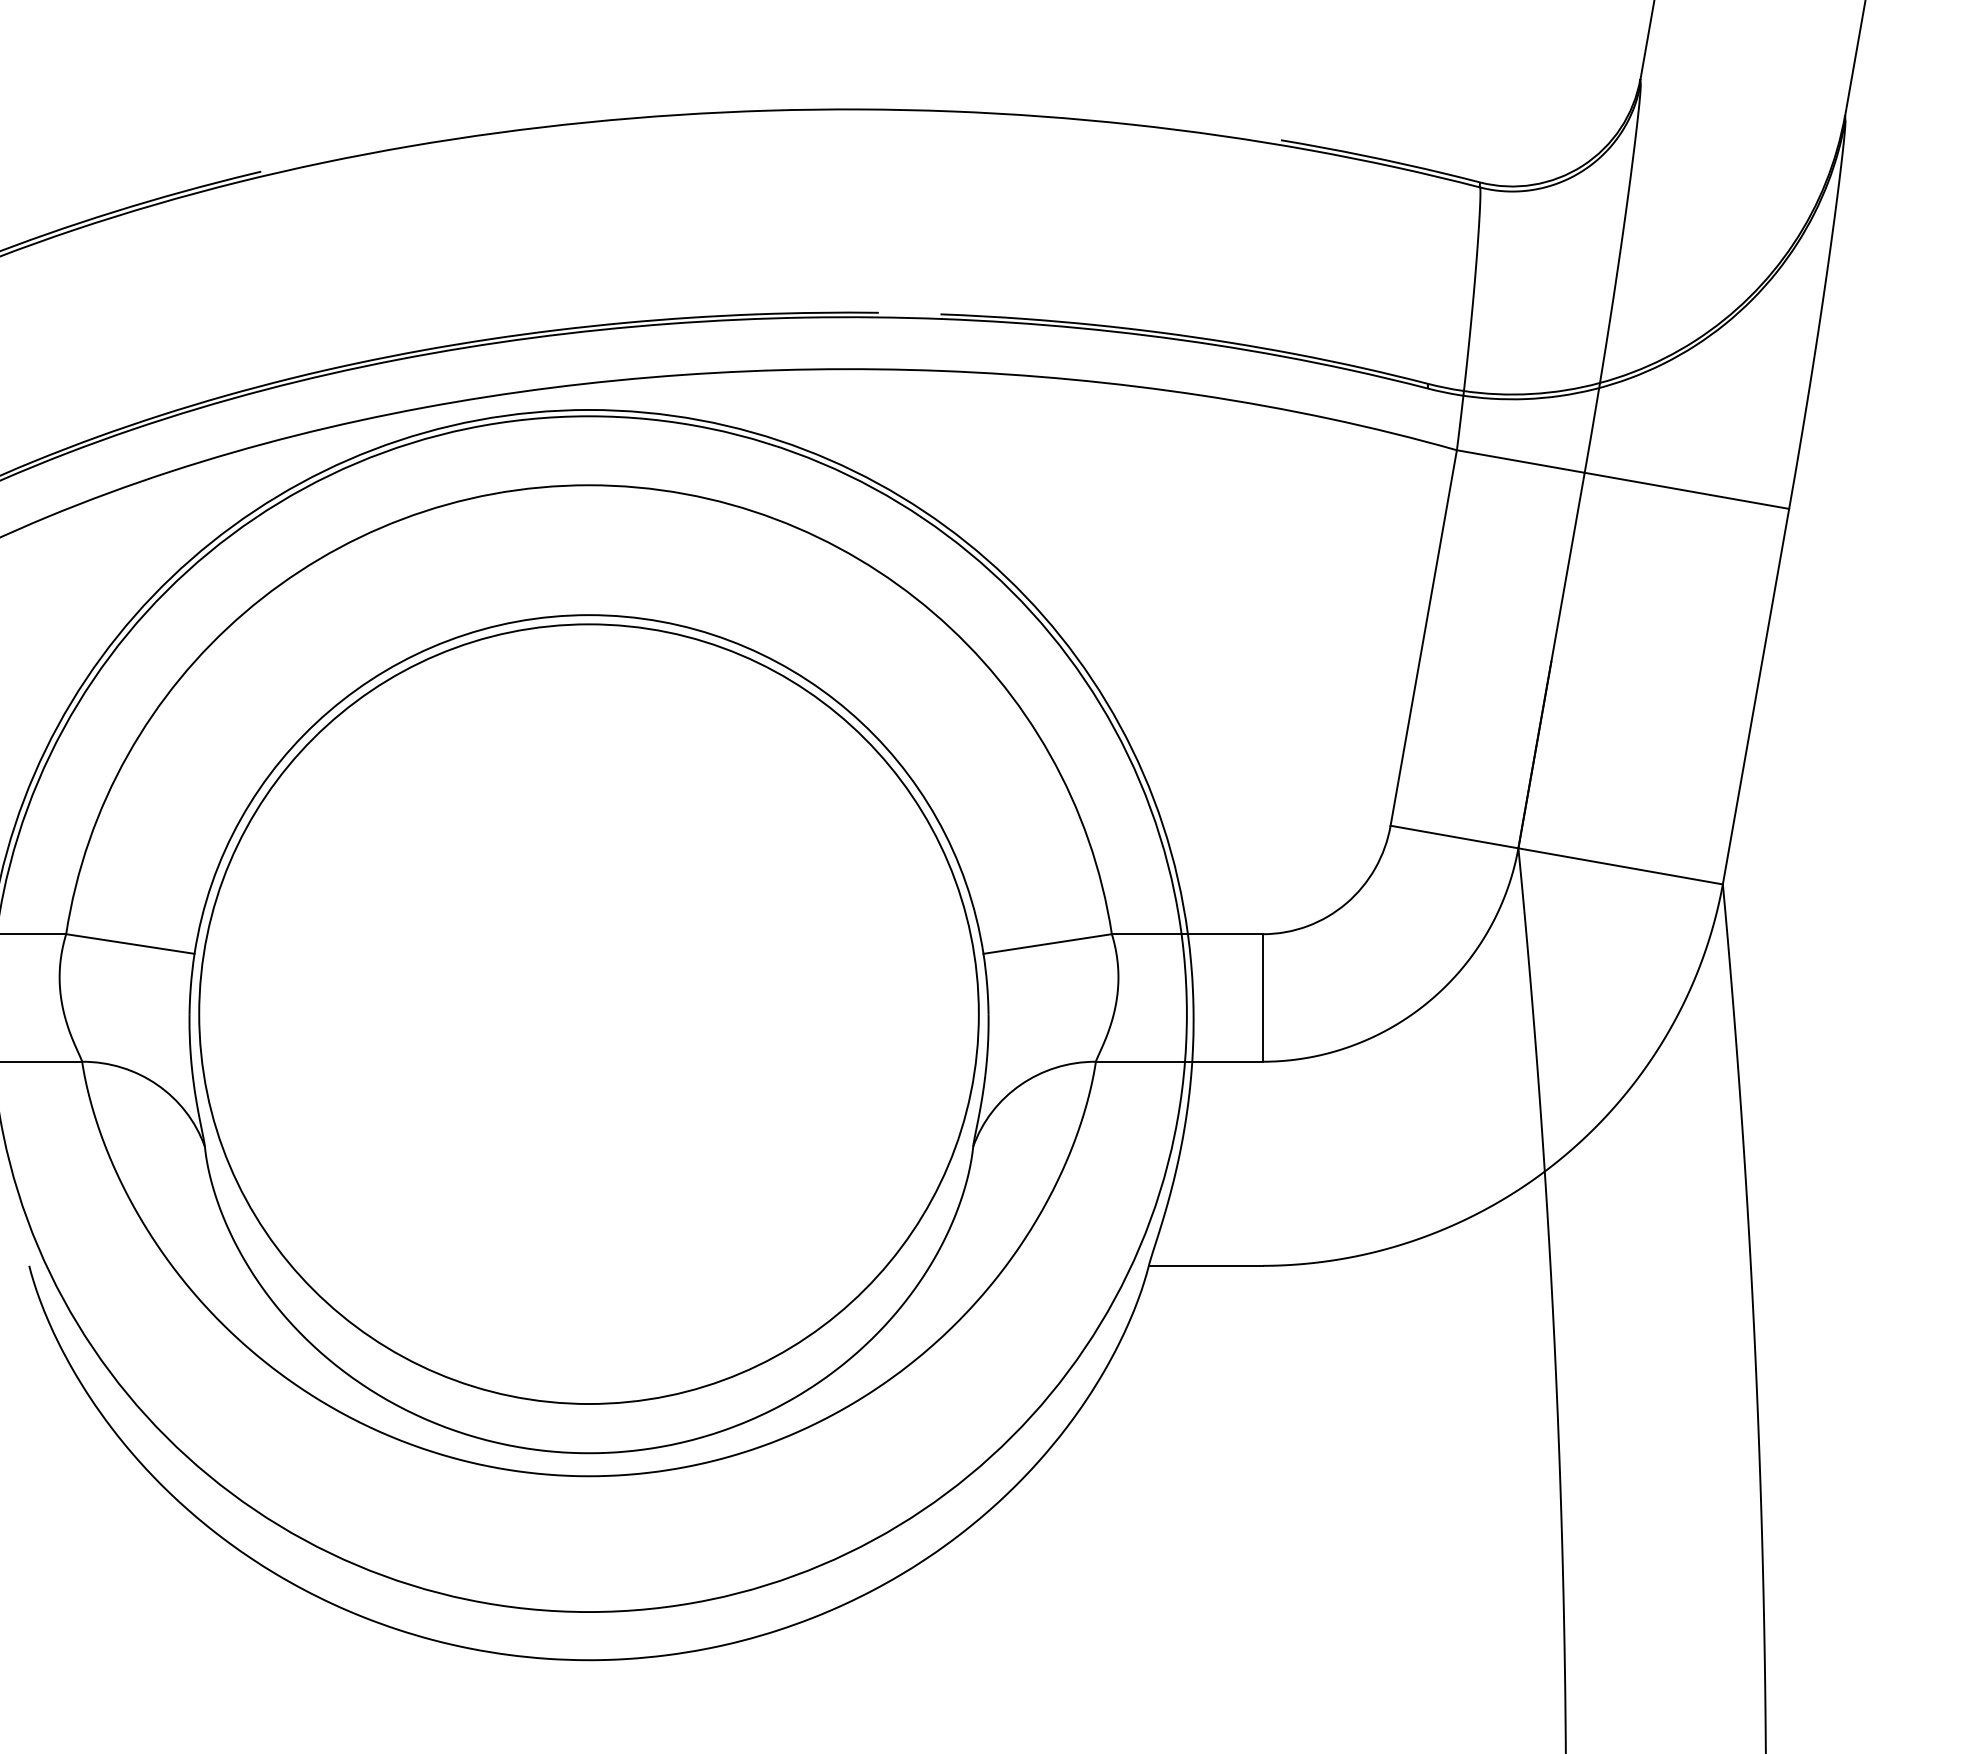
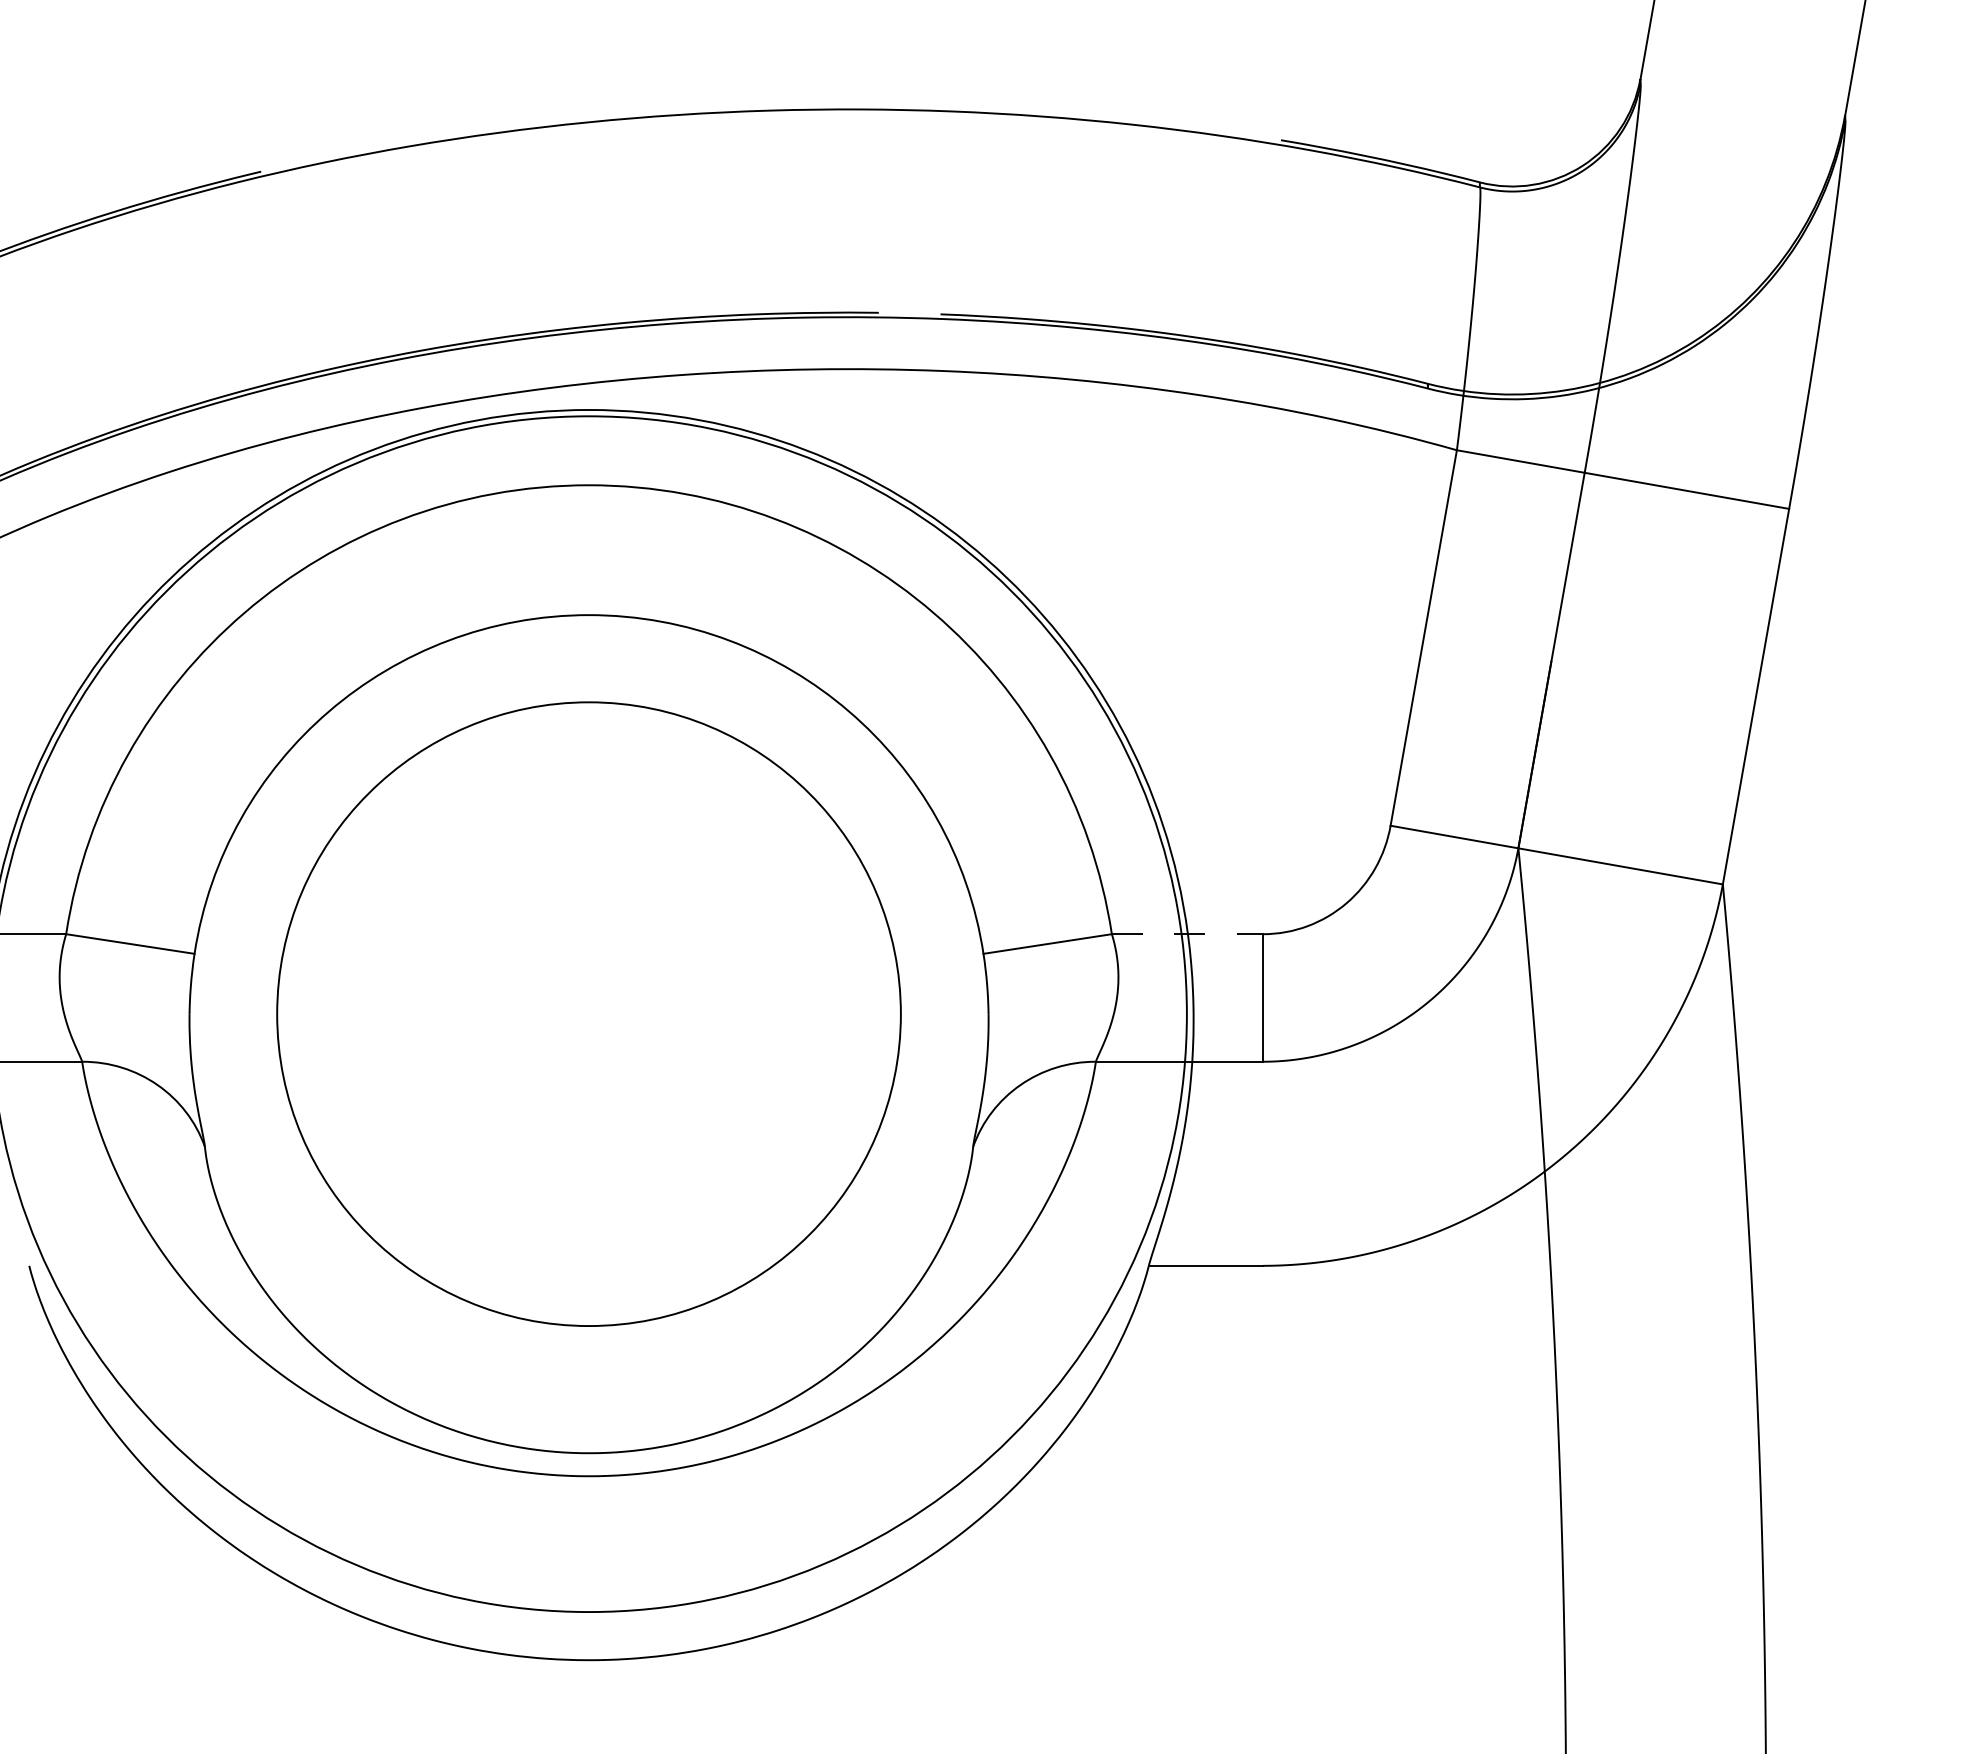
line: solid -> dashed (1187, 934)
circle diameter: 780 px -> 624 px (588, 1014)
